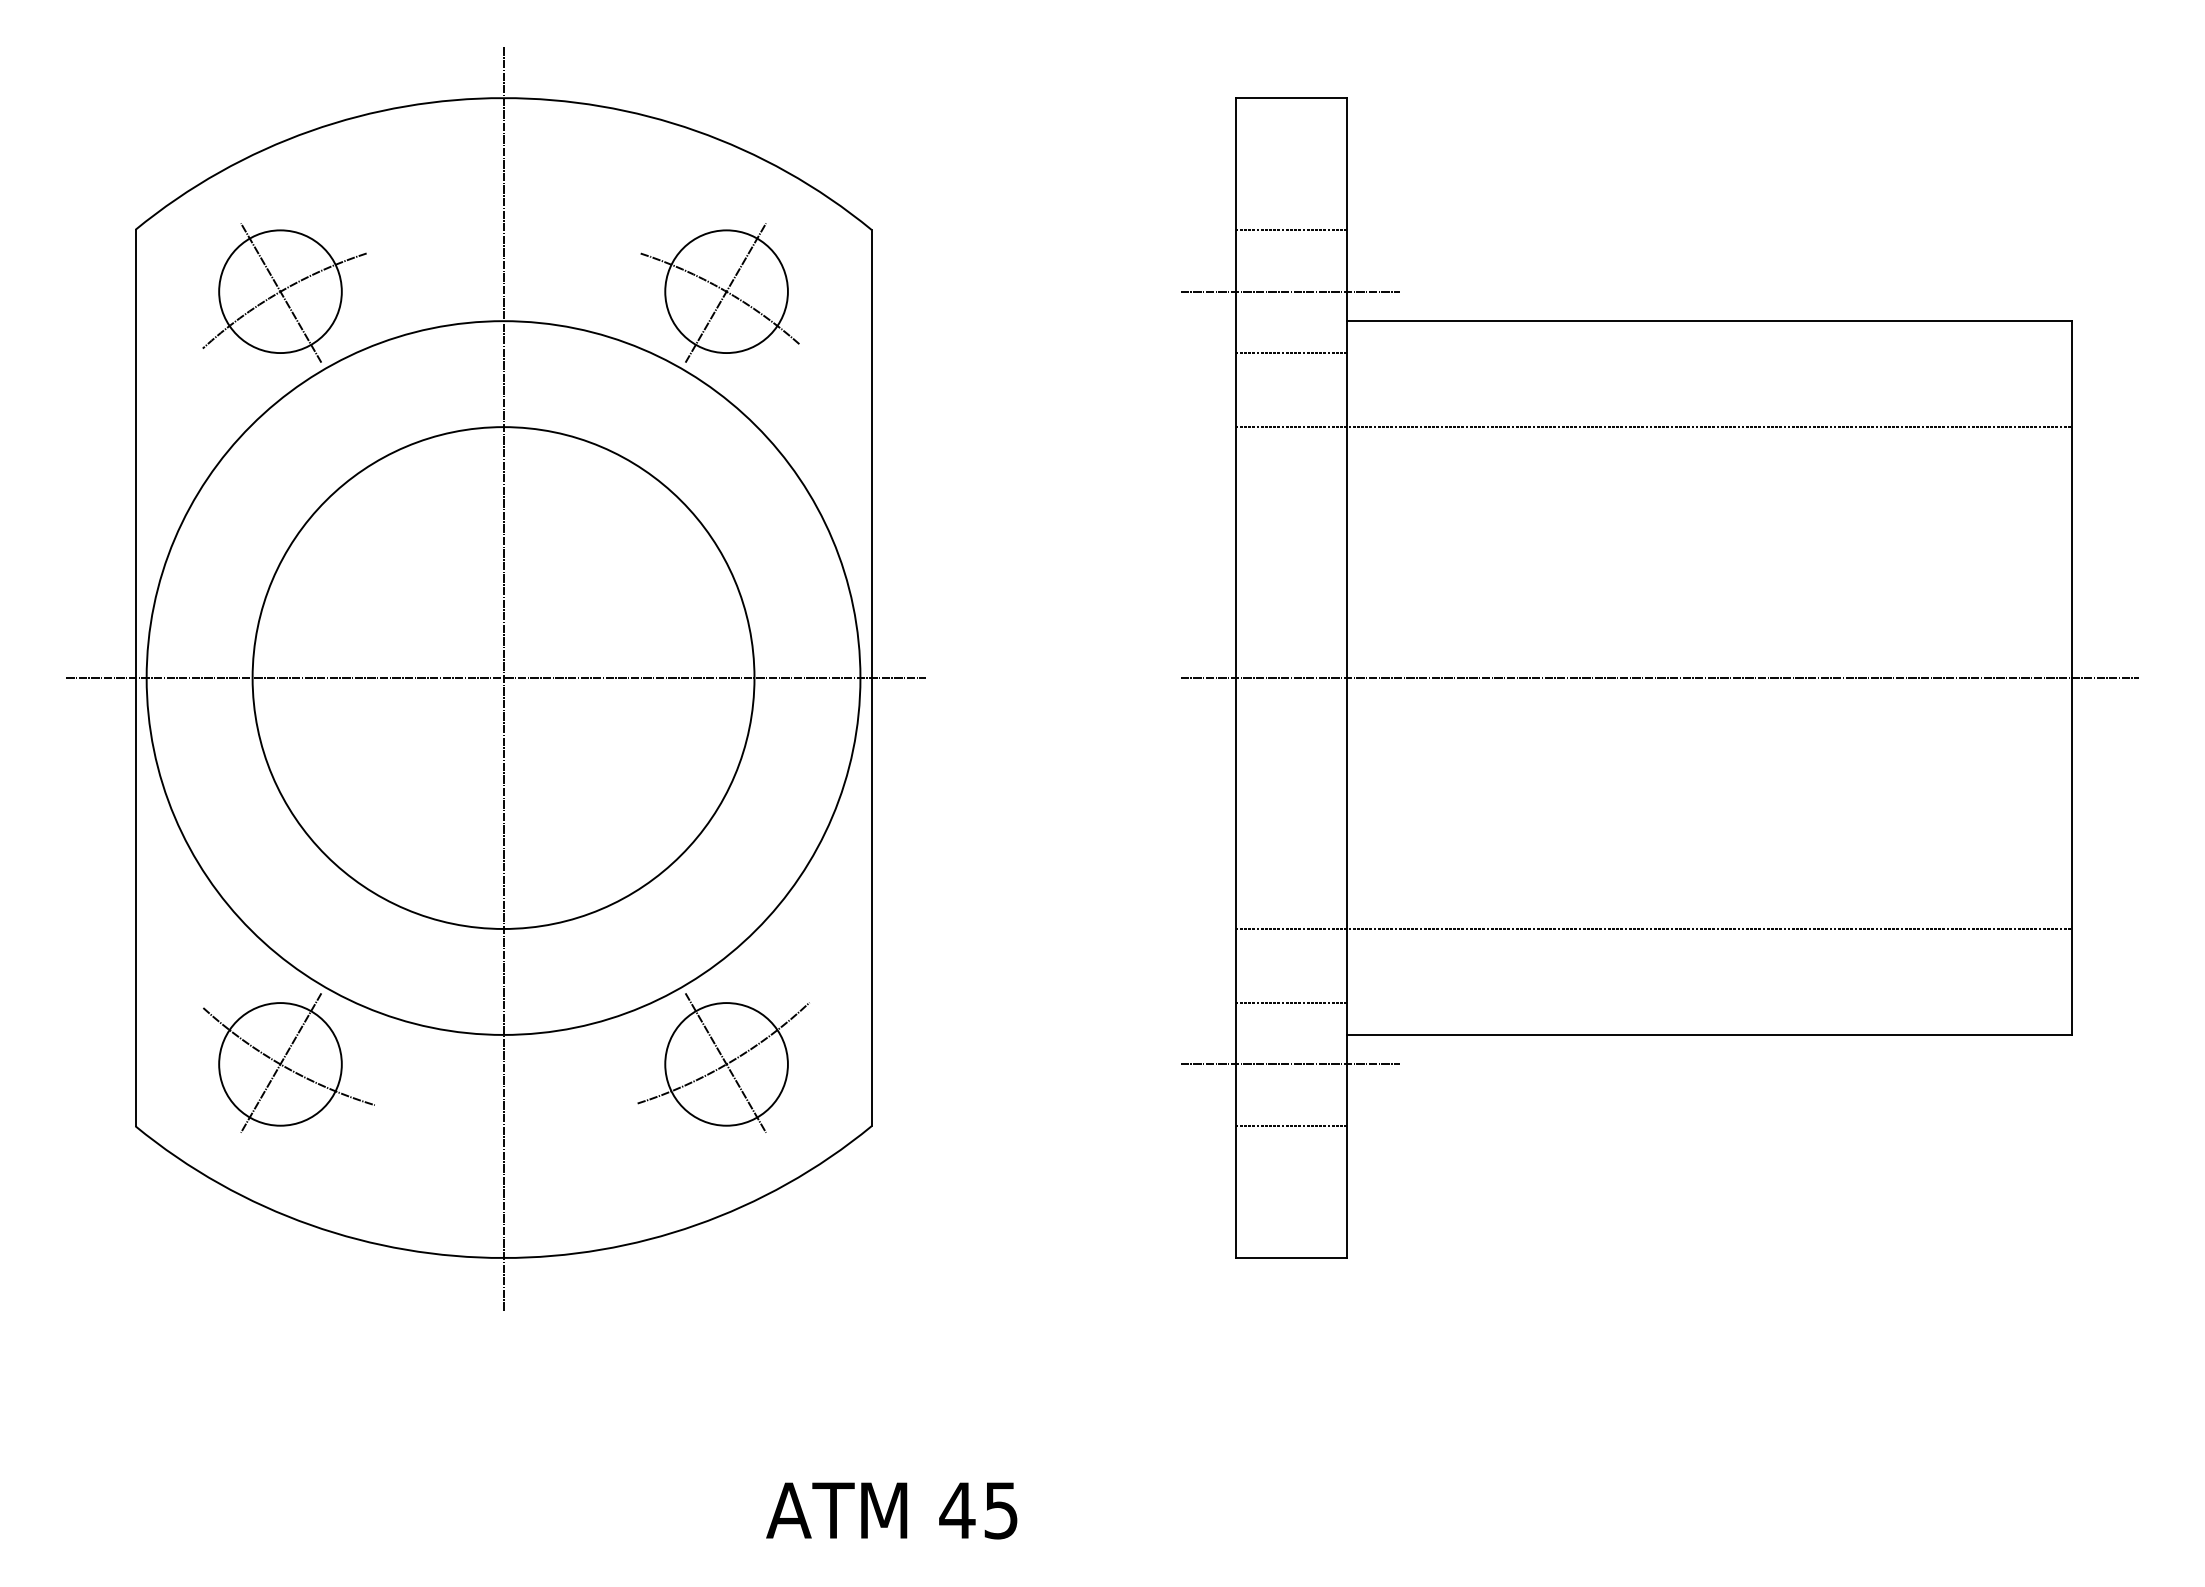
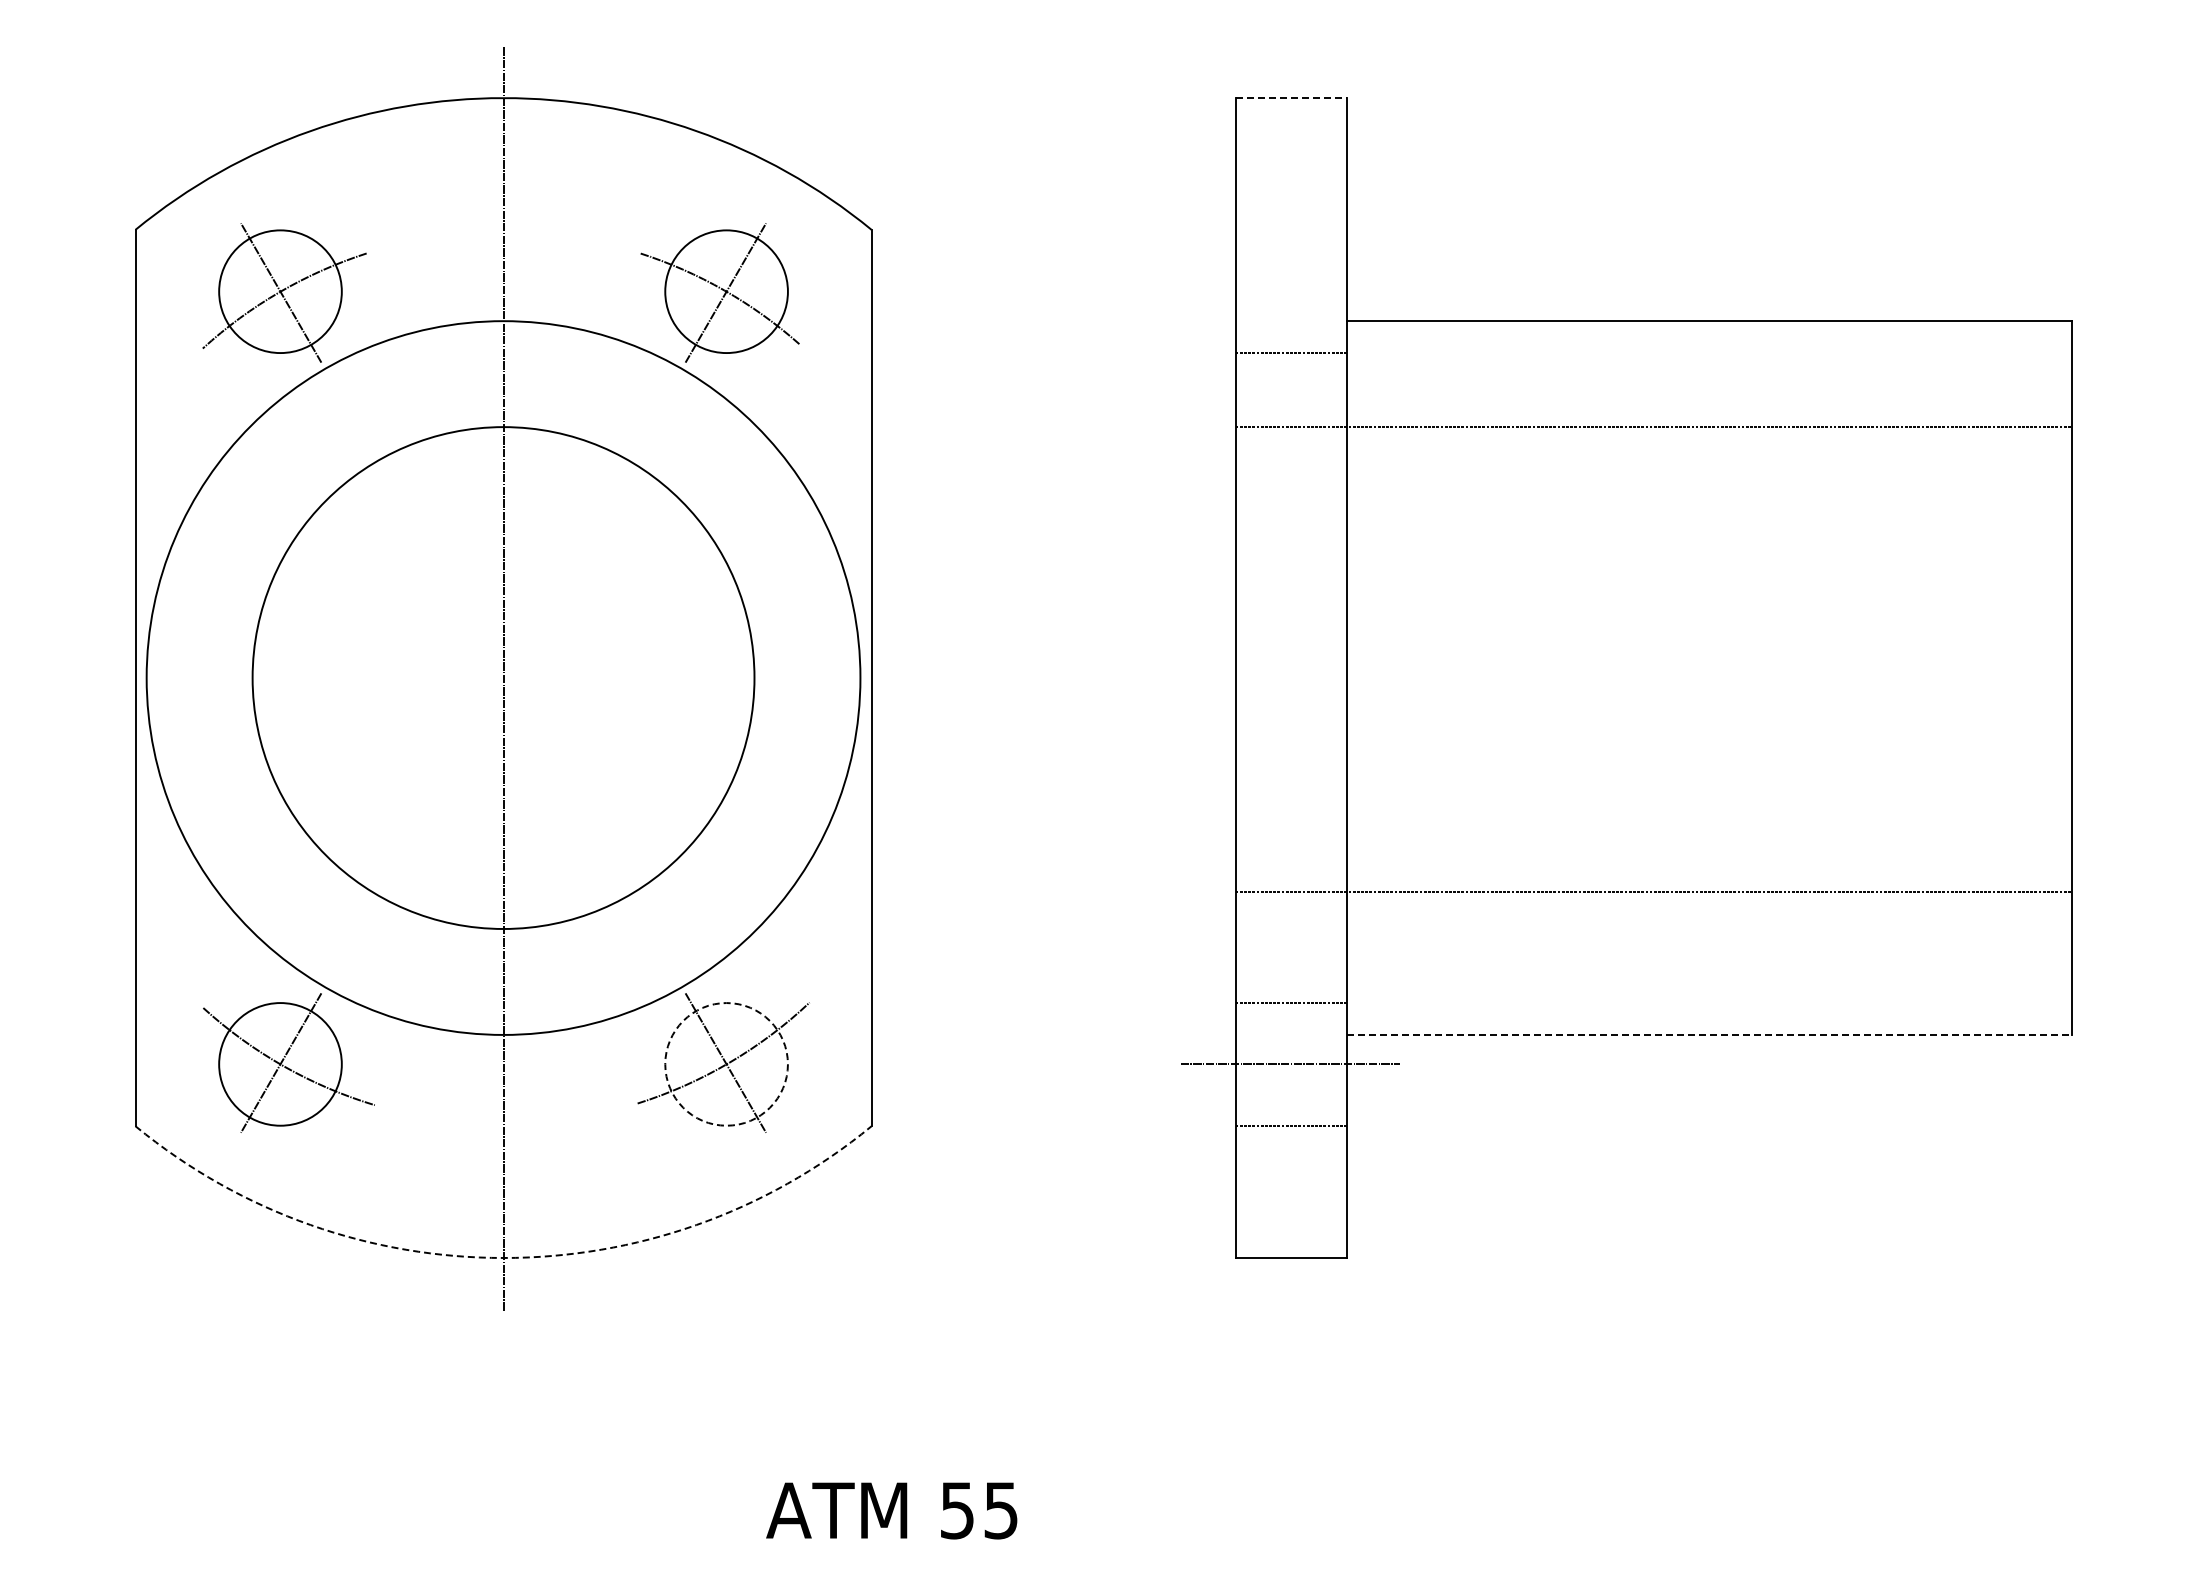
line: solid -> dashed (1291, 98)
line: present -> none (1291, 230)
line: present -> none (1289, 291)
line: present -> none (495, 678)
line: present -> none (1659, 678)
line position: (1653, 928) -> (1653, 891) (1653, 891)
line: solid -> dashed (1710, 1034)
circle: solid -> dashed (726, 1064)
arc: solid -> dashed (503, 1258)
text: 45 -> 55 (957, 1510)
